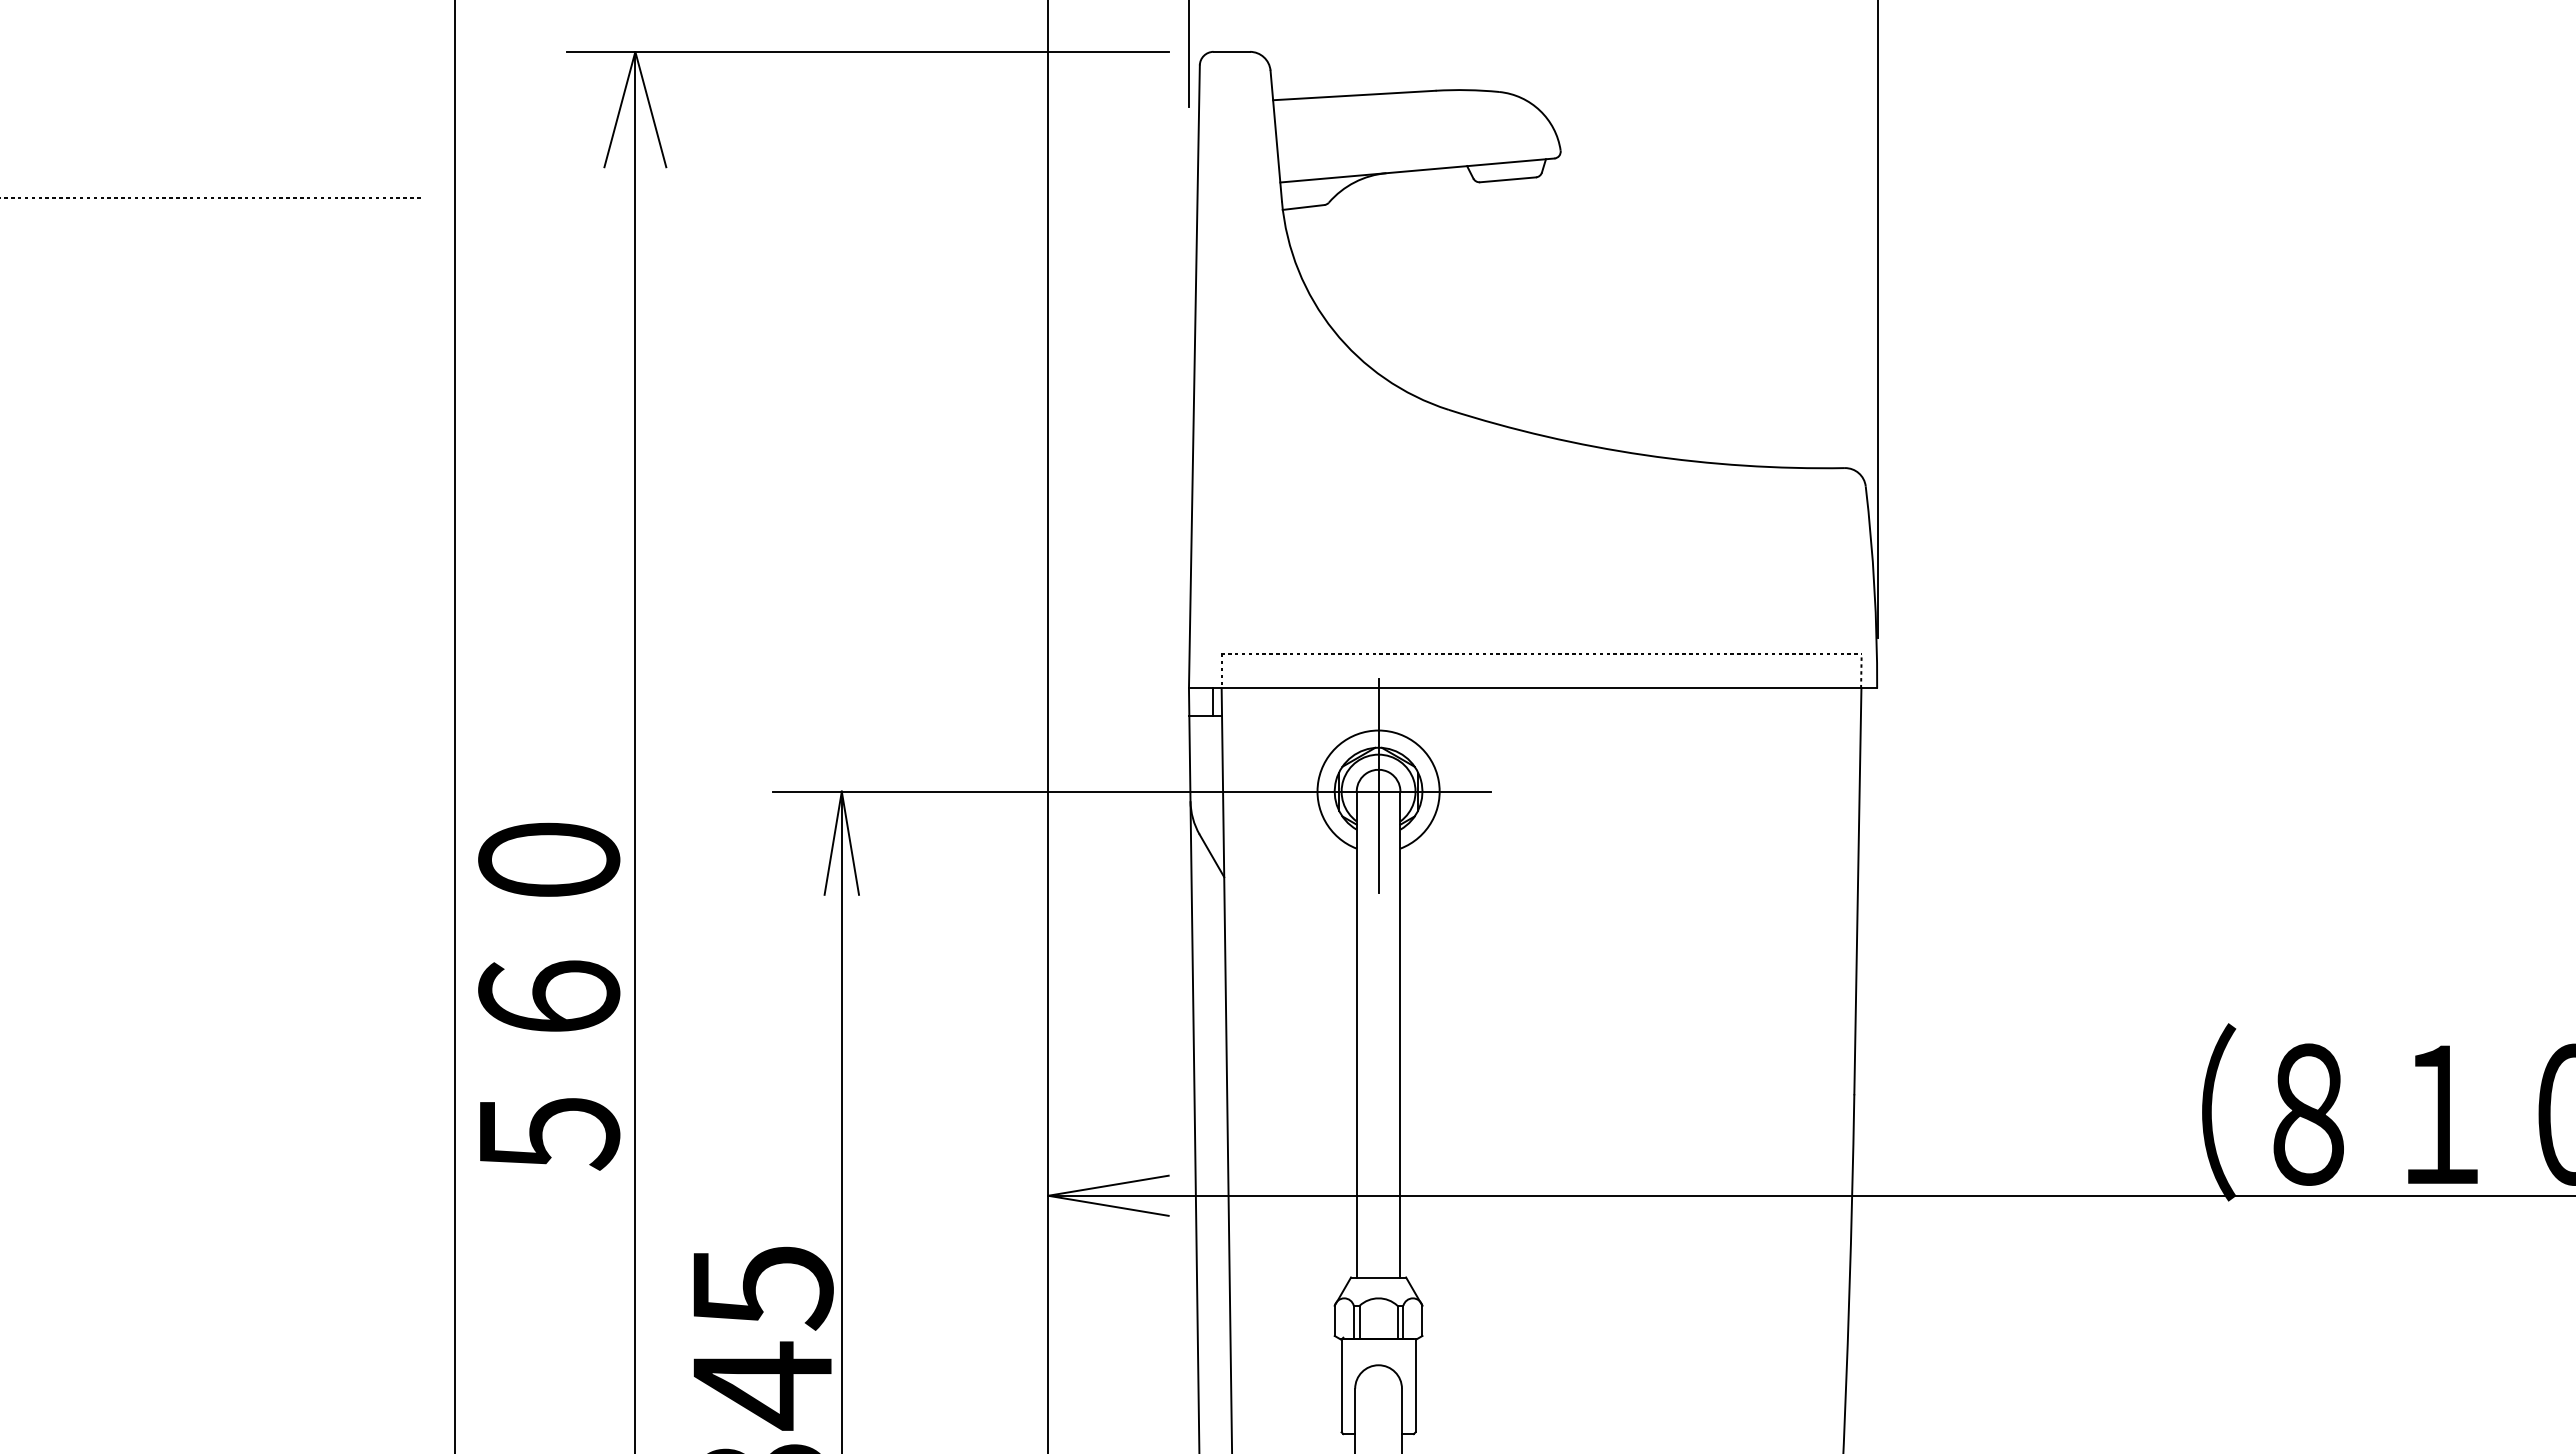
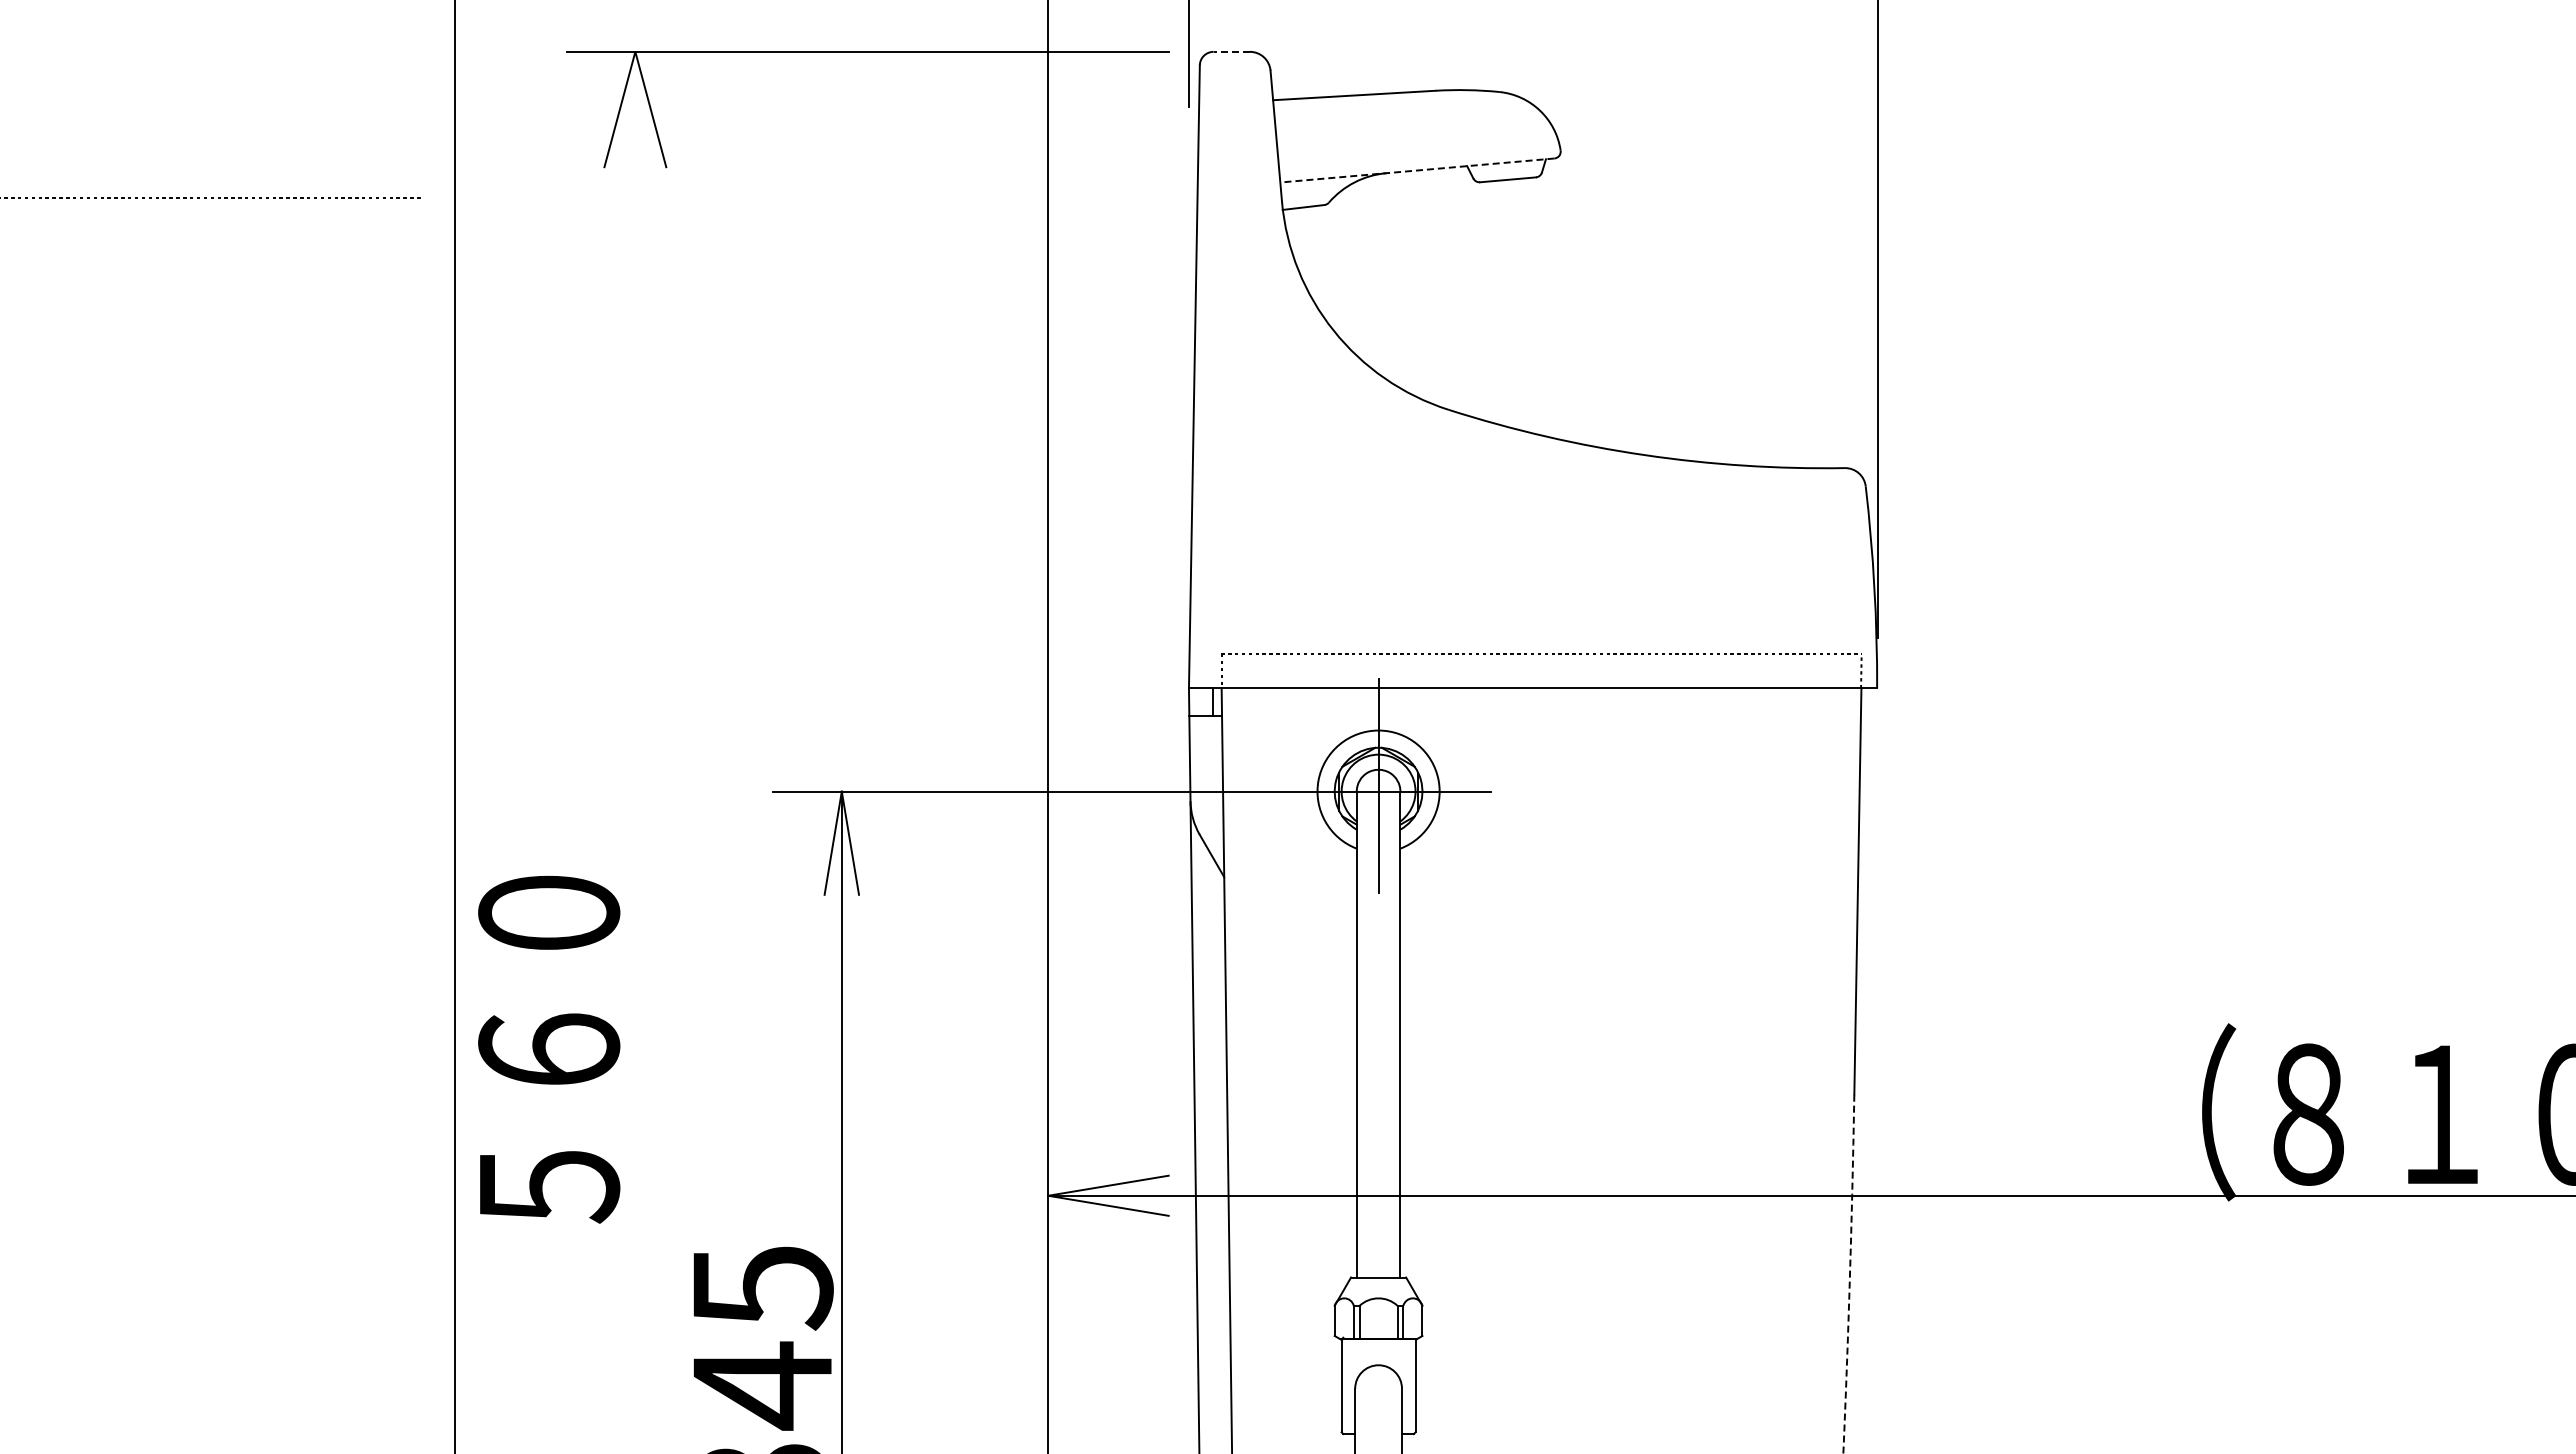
line: solid -> dashed (1231, 51)
line: solid -> dashed (1417, 170)
line: present -> none (635, 750)
text position: (549, 996) -> (549, 1049) (549, 1049)
arc: solid -> dashed (1849, 1274)
